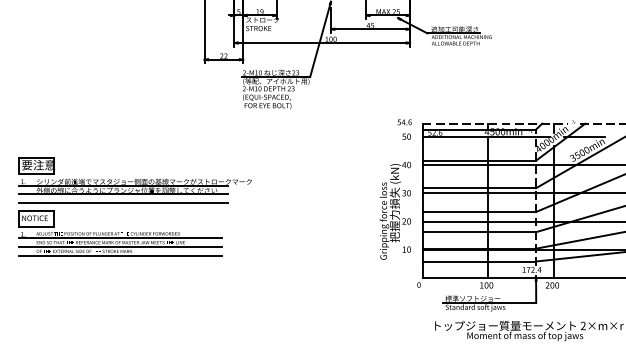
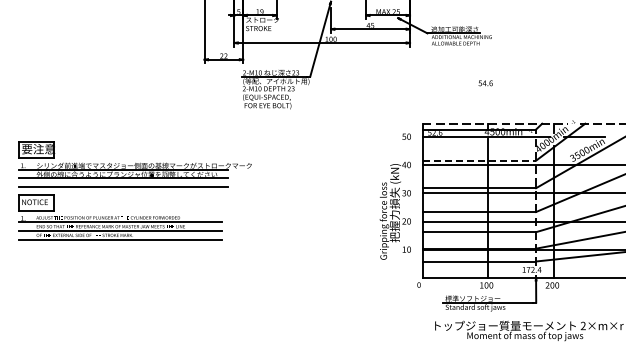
text position: (404, 122) -> (485, 83) (485, 83)
line: solid -> dashed (479, 160)
part position: (134, 206) -> (134, 190) (134, 190)
